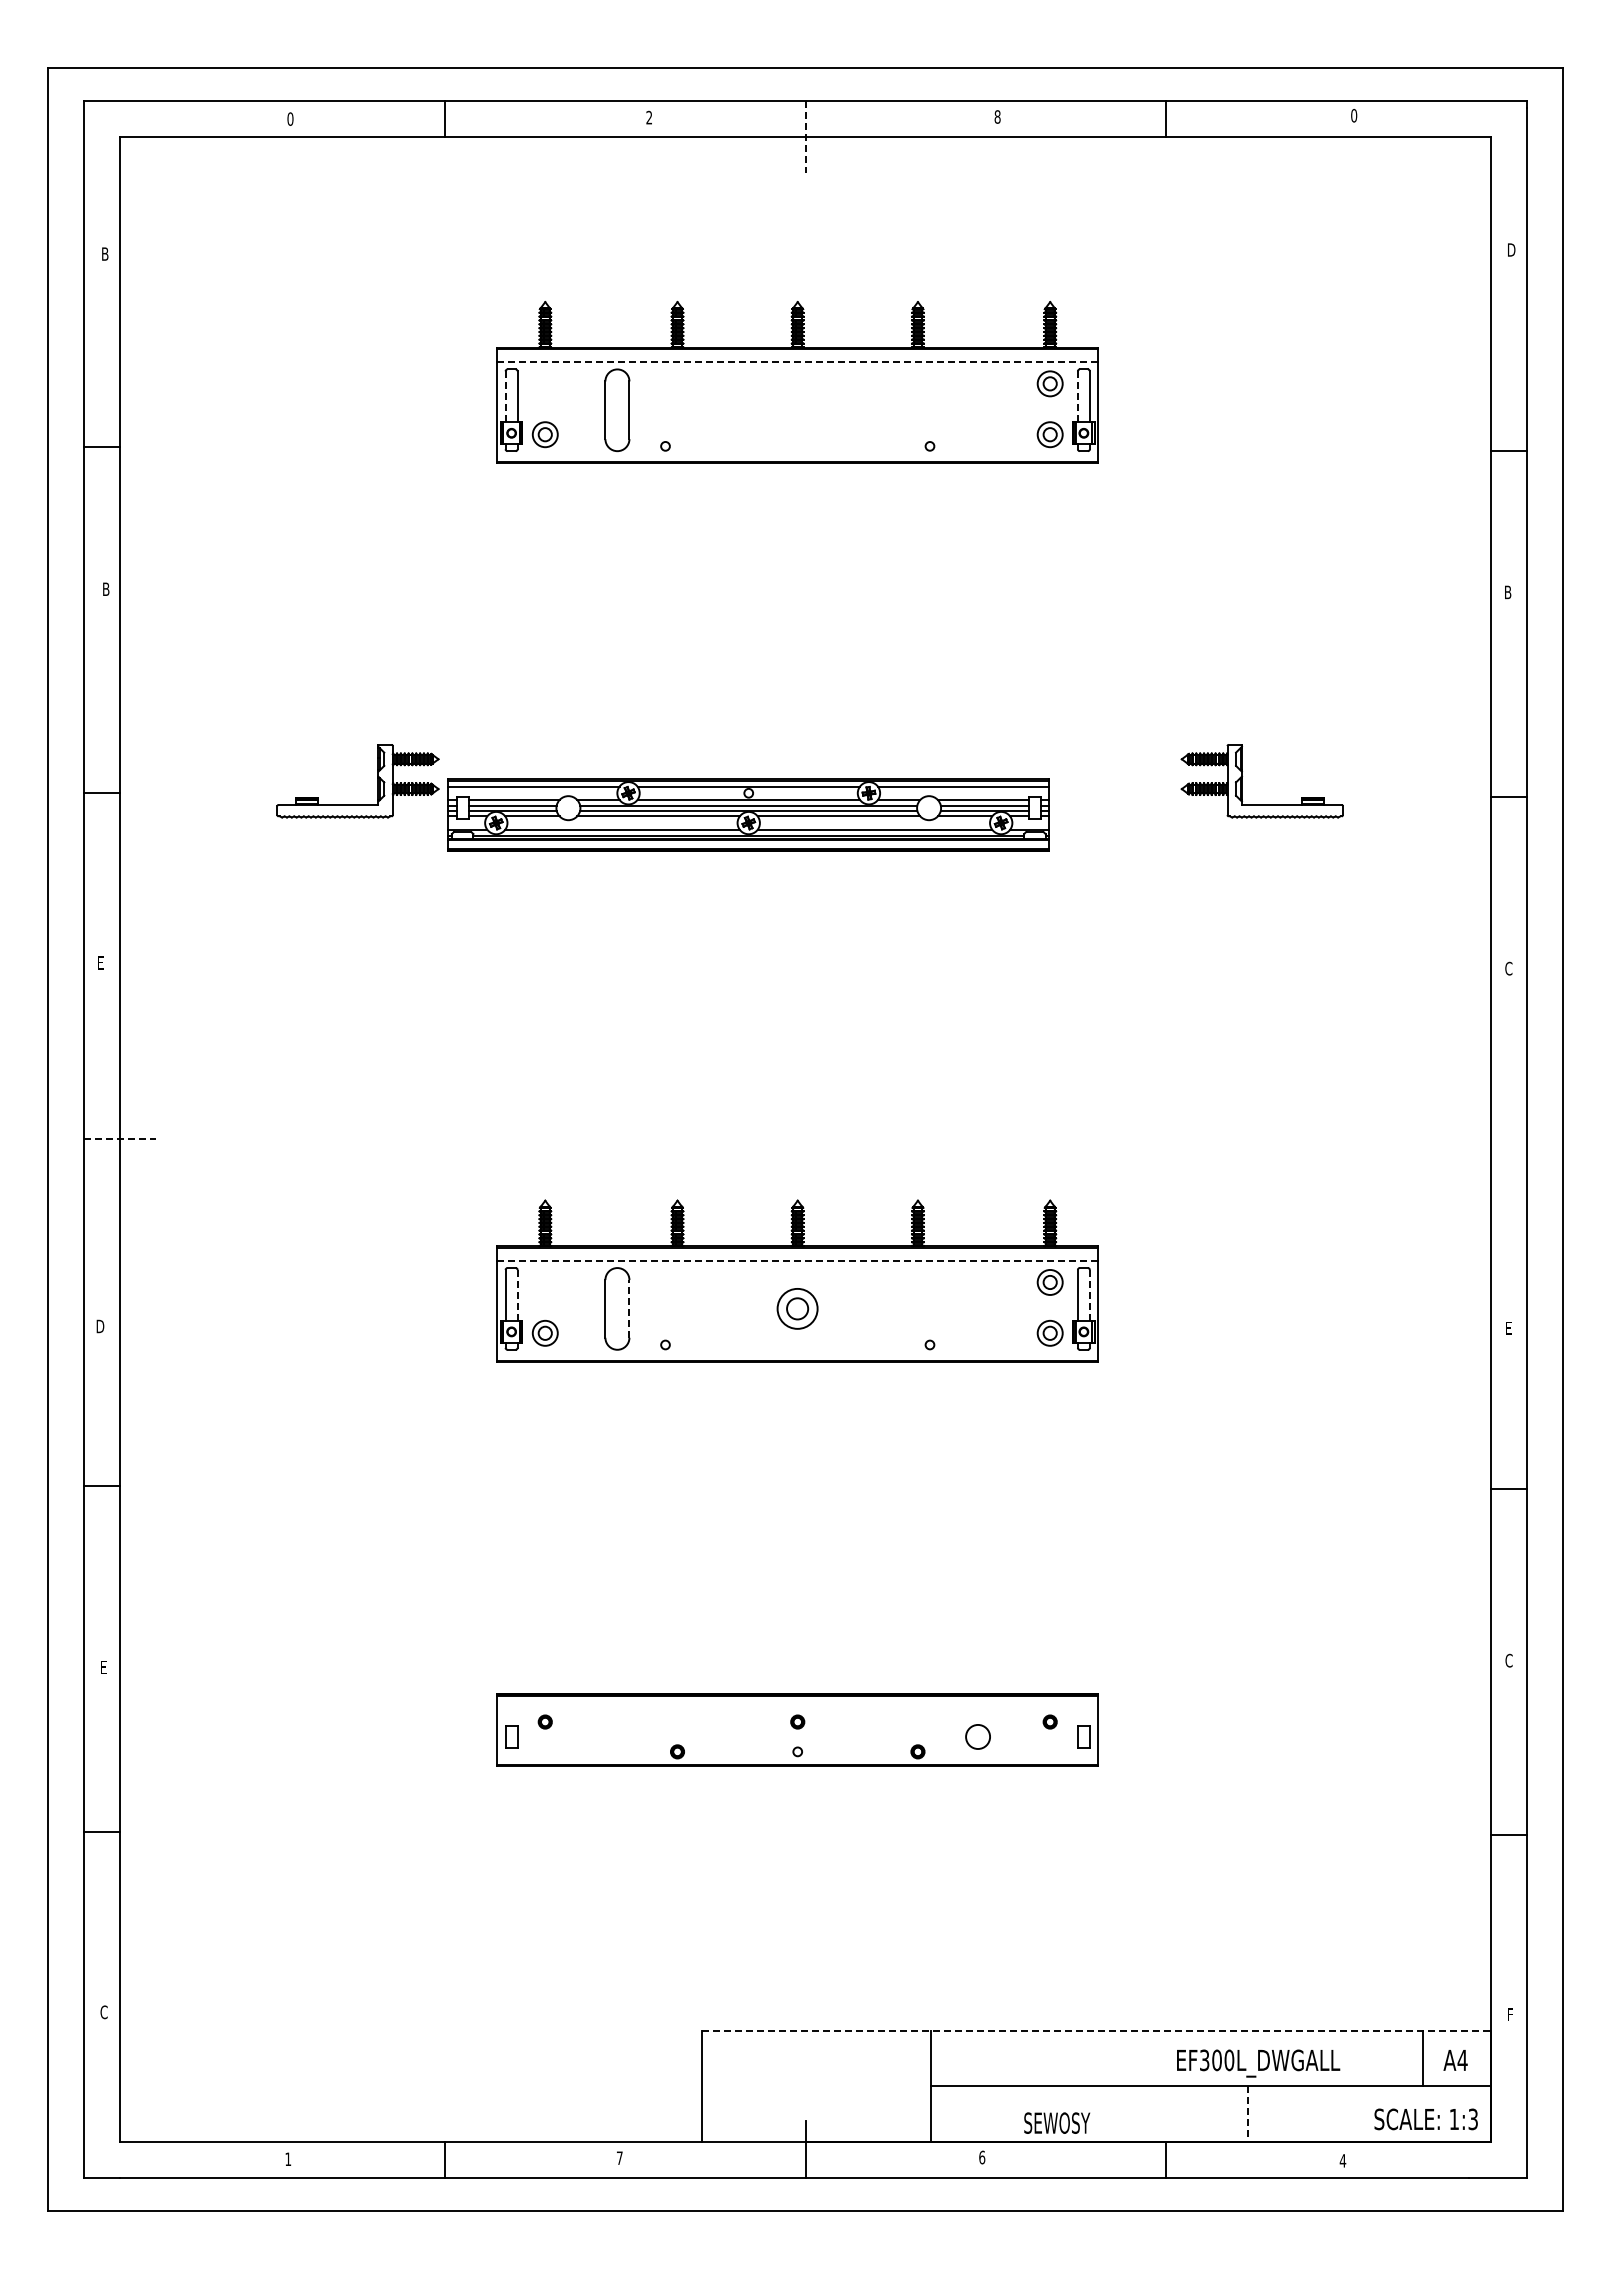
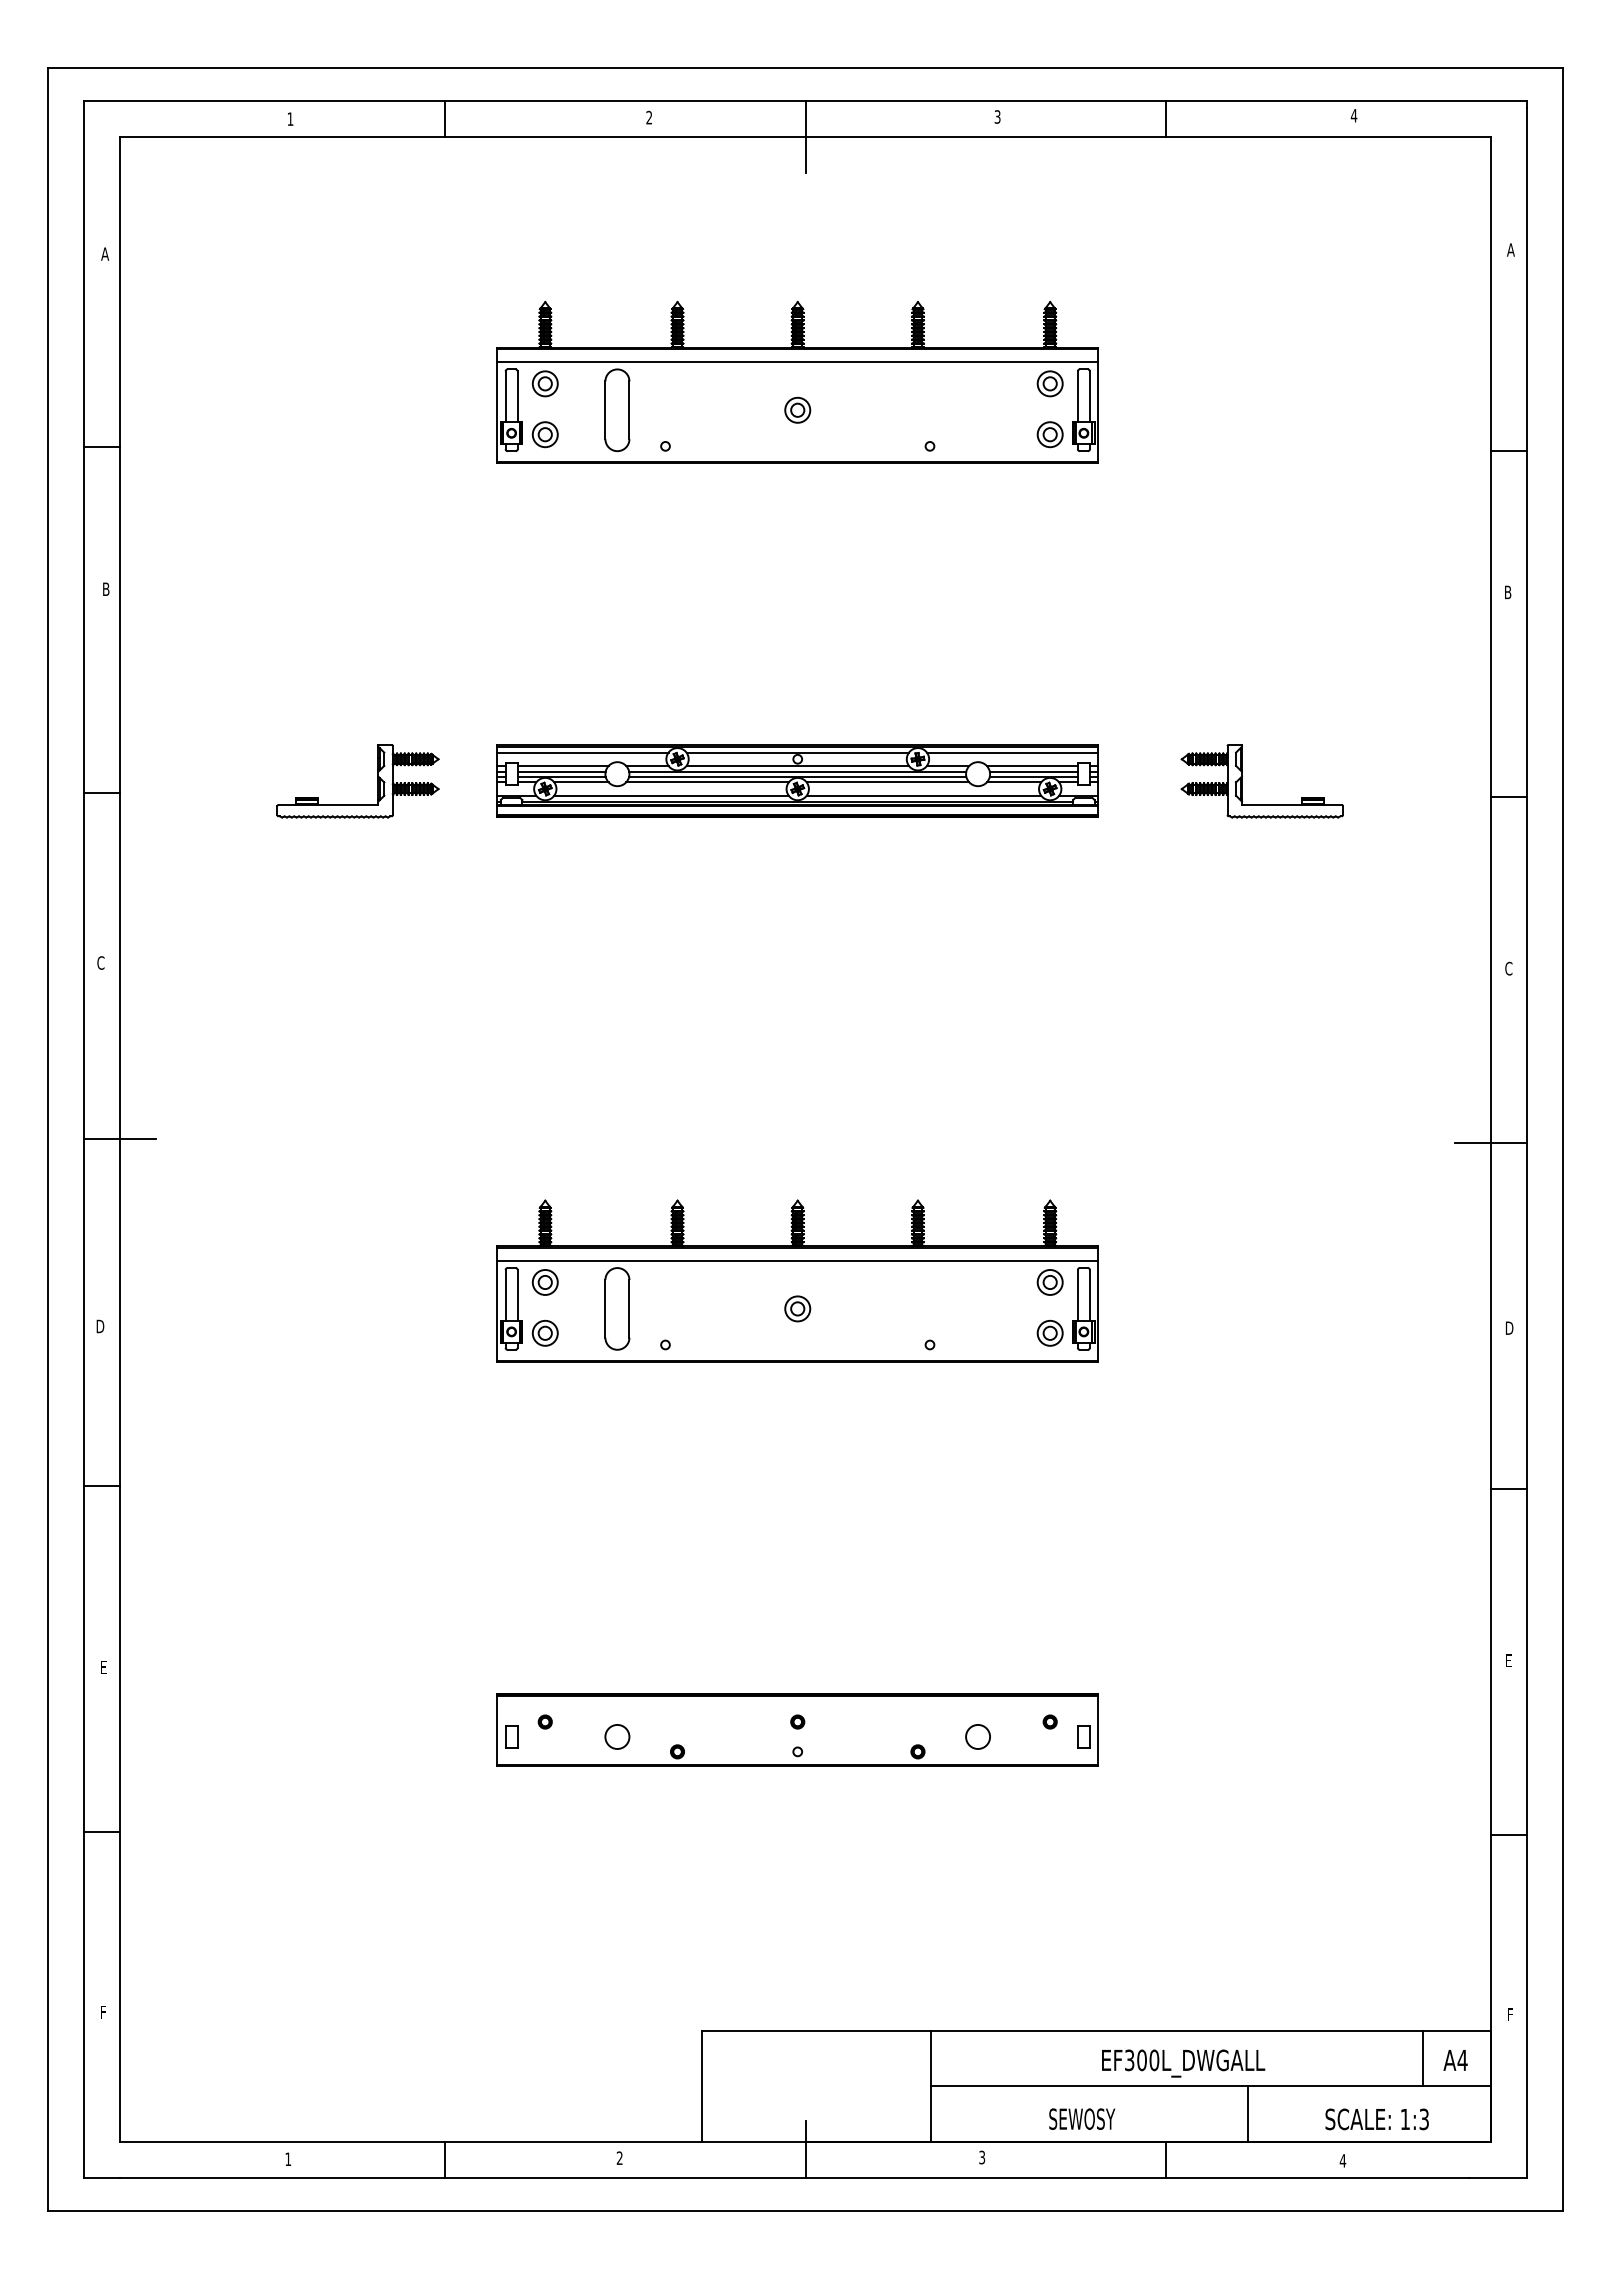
text: 0 -> 4 (1353, 115)
text: 8 -> 3 (997, 116)
text: 0 -> 1 (290, 118)
line: dashed -> solid (805, 137)
text: D -> A (1511, 249)
text: B -> A (105, 253)
line: dashed -> solid (797, 362)
part: none -> present (544, 383)
line: dashed -> solid (505, 396)
line: dashed -> solid (1077, 396)
part: none -> present (797, 409)
part position: (748, 814) -> (797, 780) (797, 780)
text: E -> C (100, 962)
line: dashed -> solid (120, 1139)
line: none -> present (1490, 1142)
line: dashed -> solid (797, 1260)
part: none -> present (544, 1282)
line: dashed -> solid (517, 1295)
line: dashed -> solid (1089, 1295)
line: dashed -> solid (629, 1308)
part size: 43x42 px -> 28x28 px (797, 1308)
text: E -> D (1509, 1327)
text: C -> E (1508, 1660)
circle: none -> present (617, 1736)
text: C -> F (103, 2012)
line: dashed -> solid (1096, 2030)
text position: (1258, 2063) -> (1183, 2063) (1183, 2063)
line: dashed -> solid (1247, 2114)
text position: (1425, 2119) -> (1376, 2119) (1376, 2119)
text position: (1057, 2122) -> (1082, 2118) (1082, 2118)
text: 7 -> 2 (619, 2157)
text: 6 -> 3 (982, 2157)
